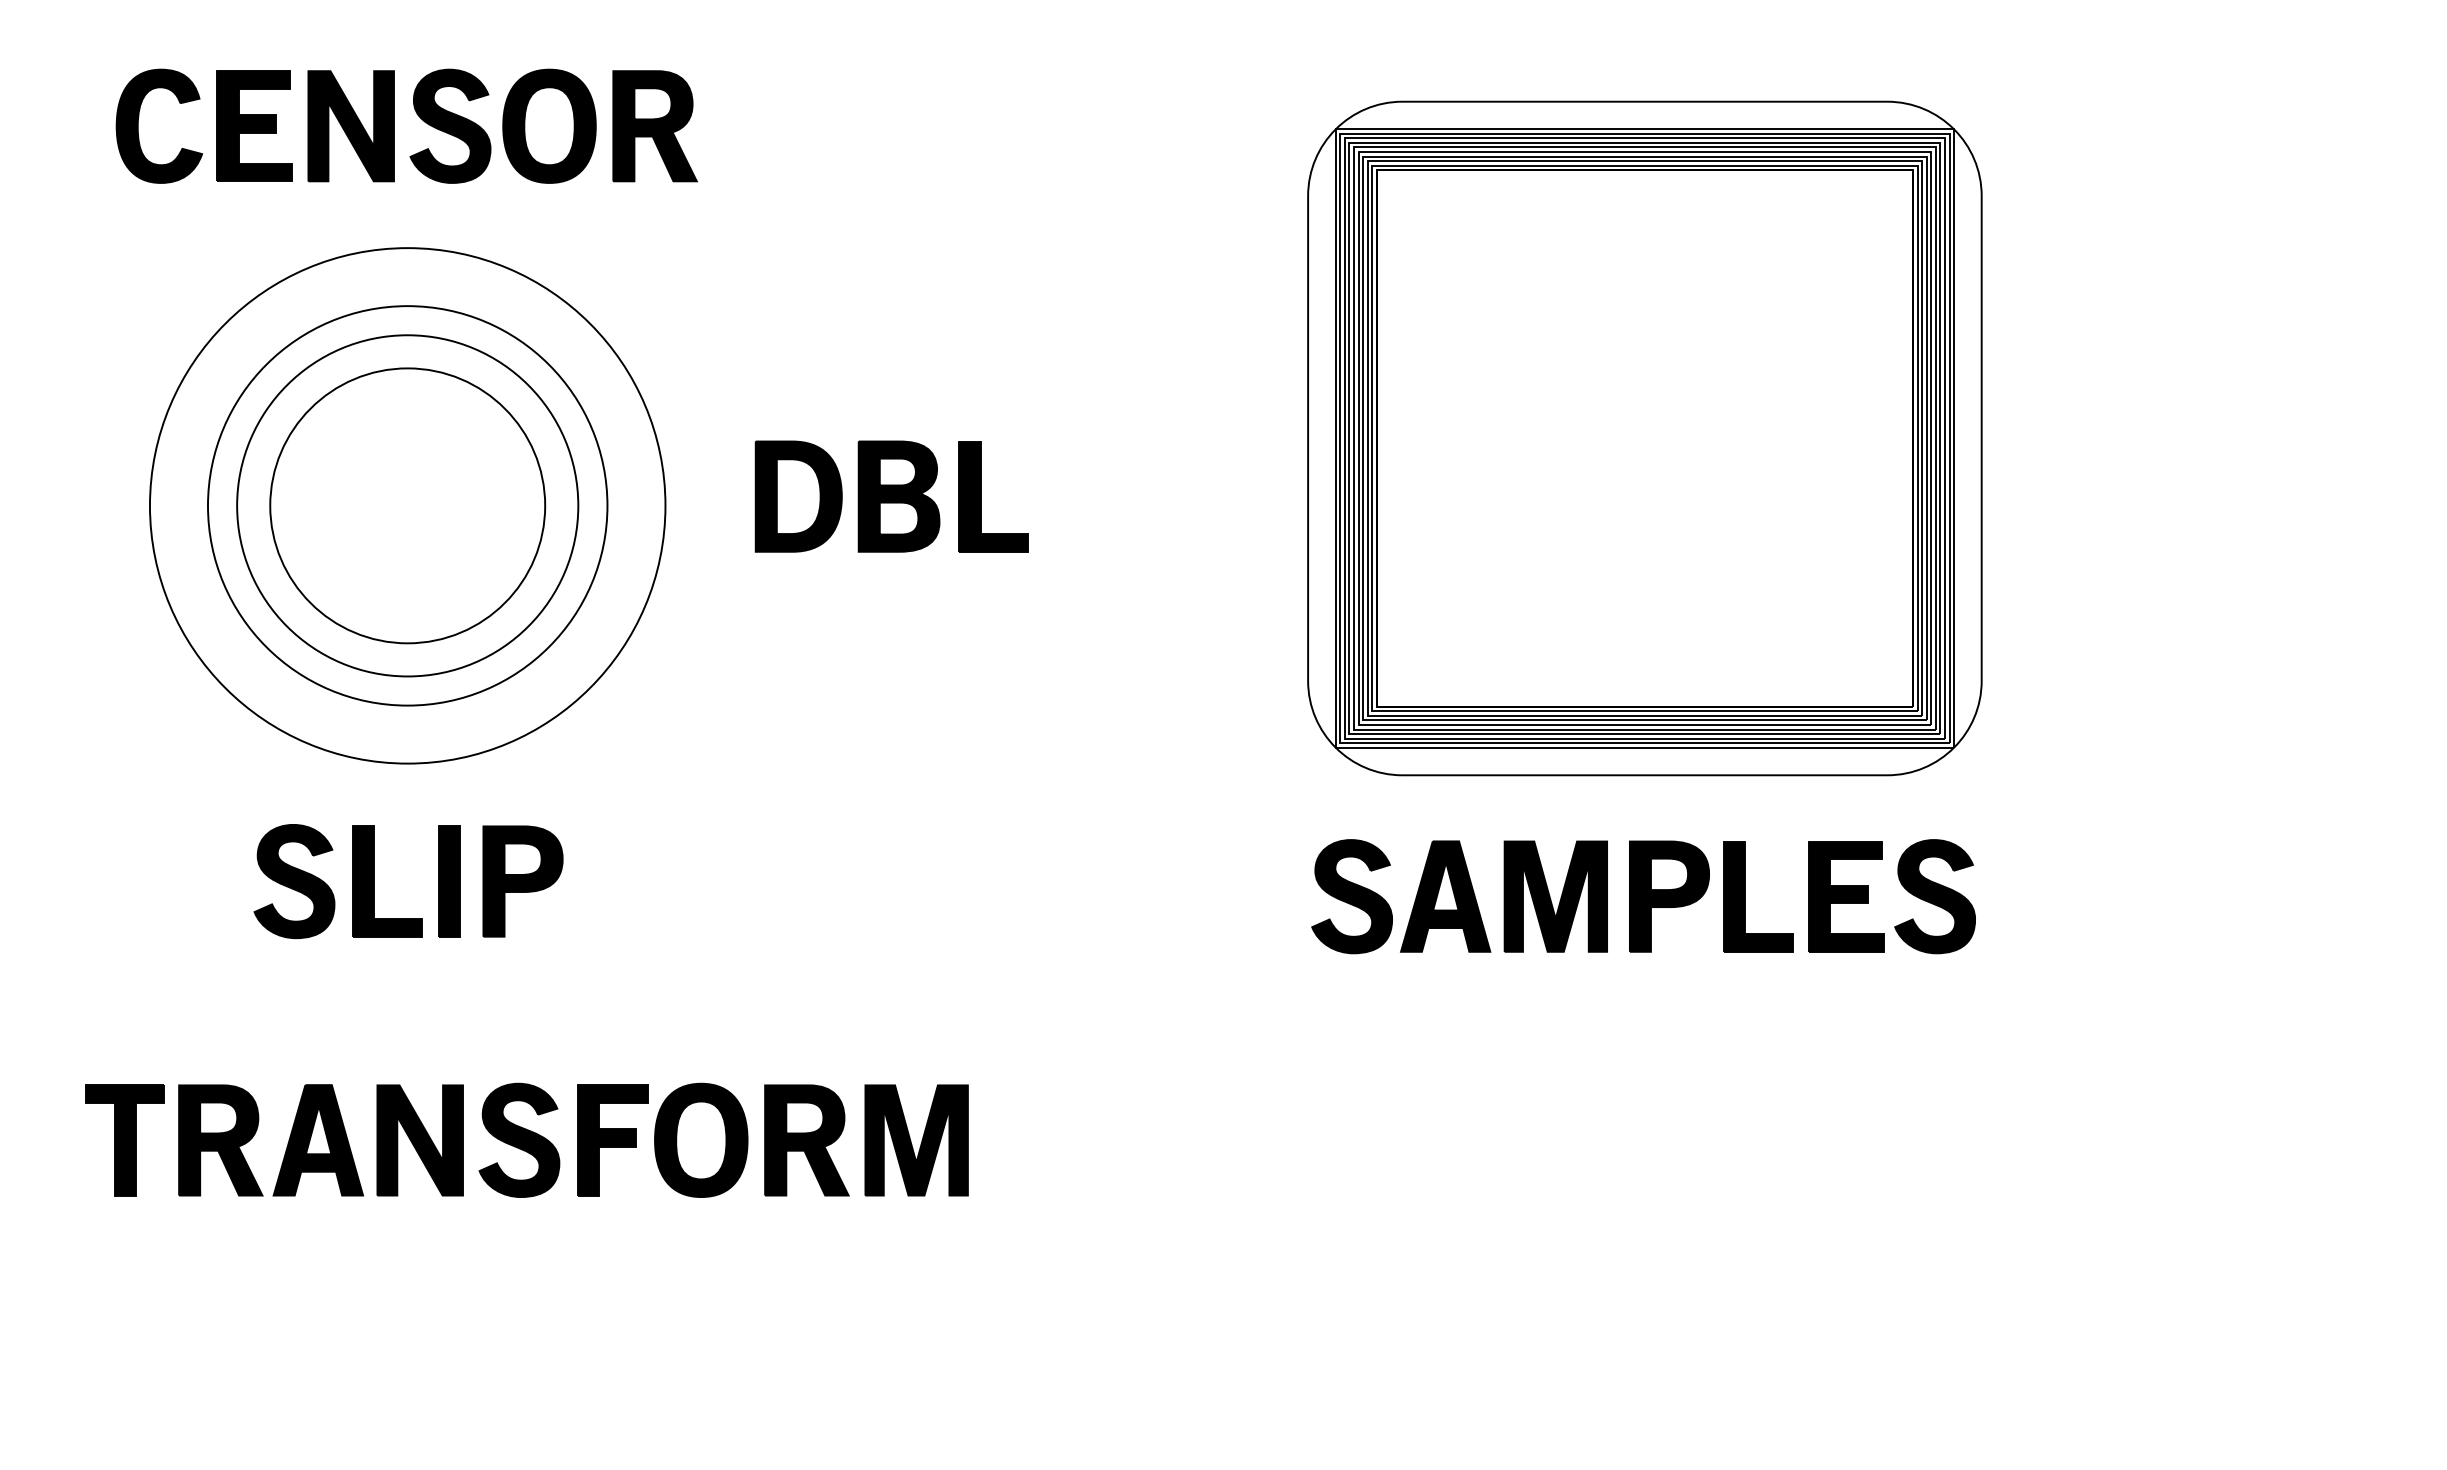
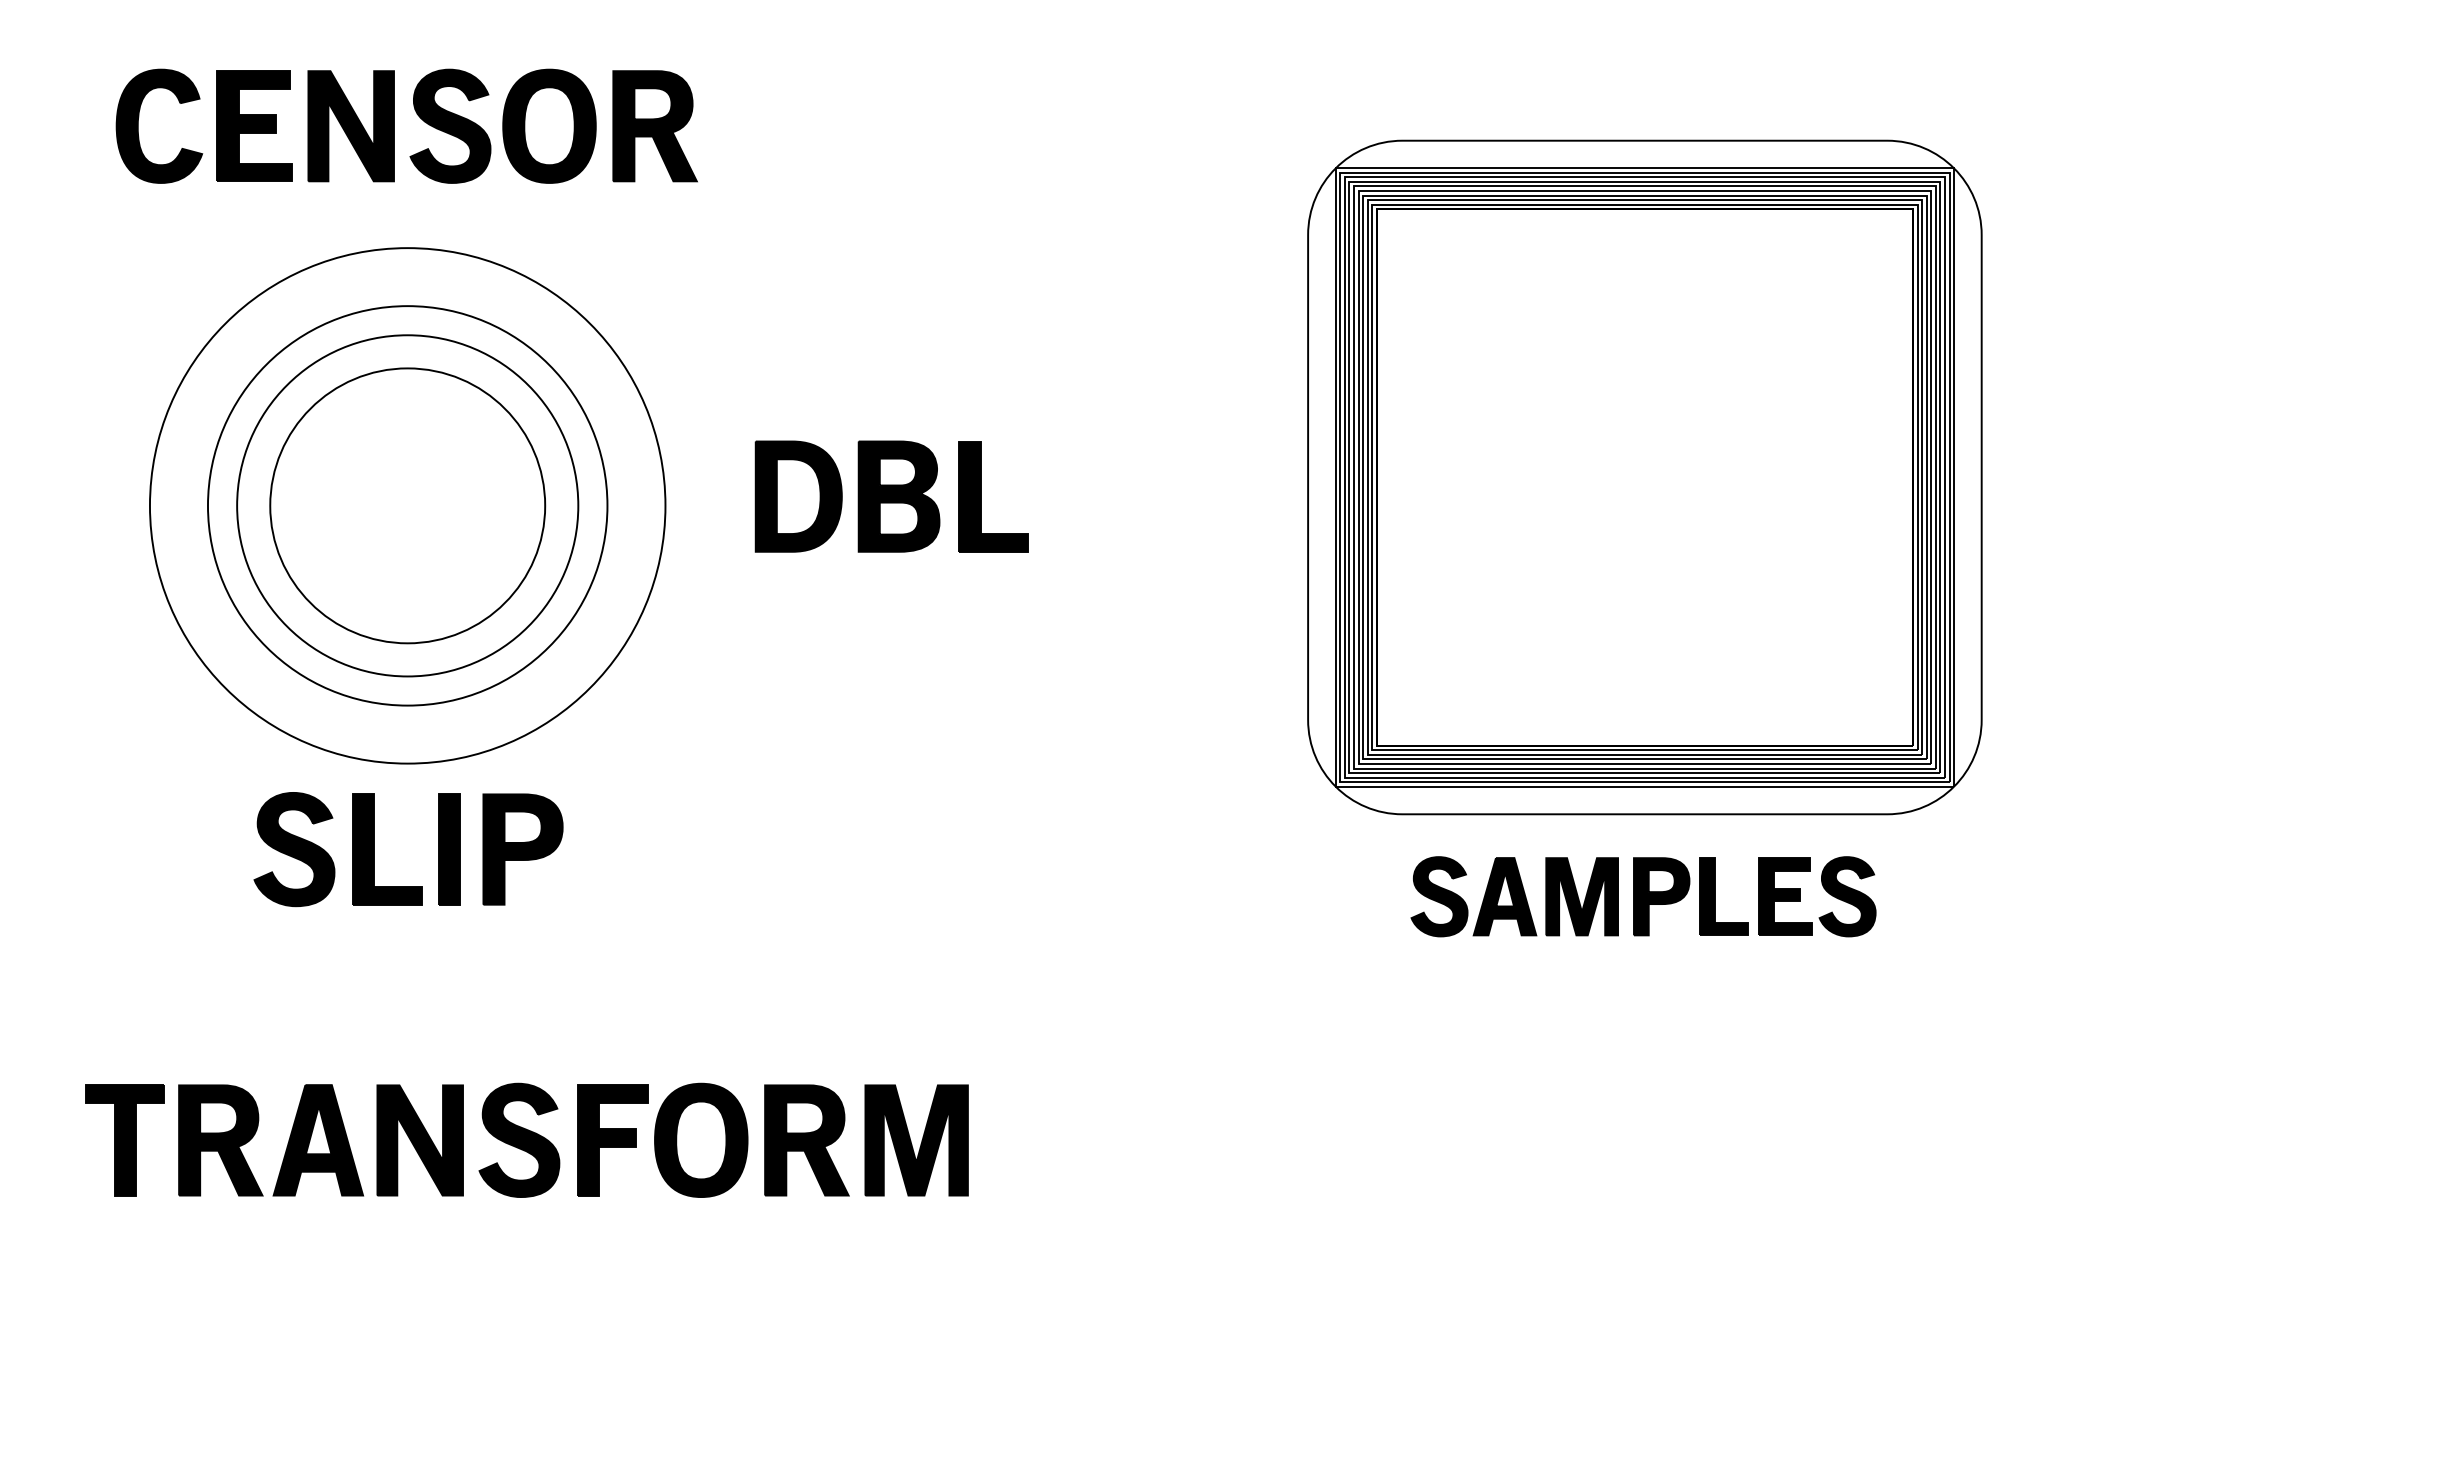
part position: (1644, 438) -> (1644, 477) (1644, 477)
part position: (438, 881) -> (438, 849) (438, 849)
part size: 665x116 px -> 467x82 px (1643, 896)
